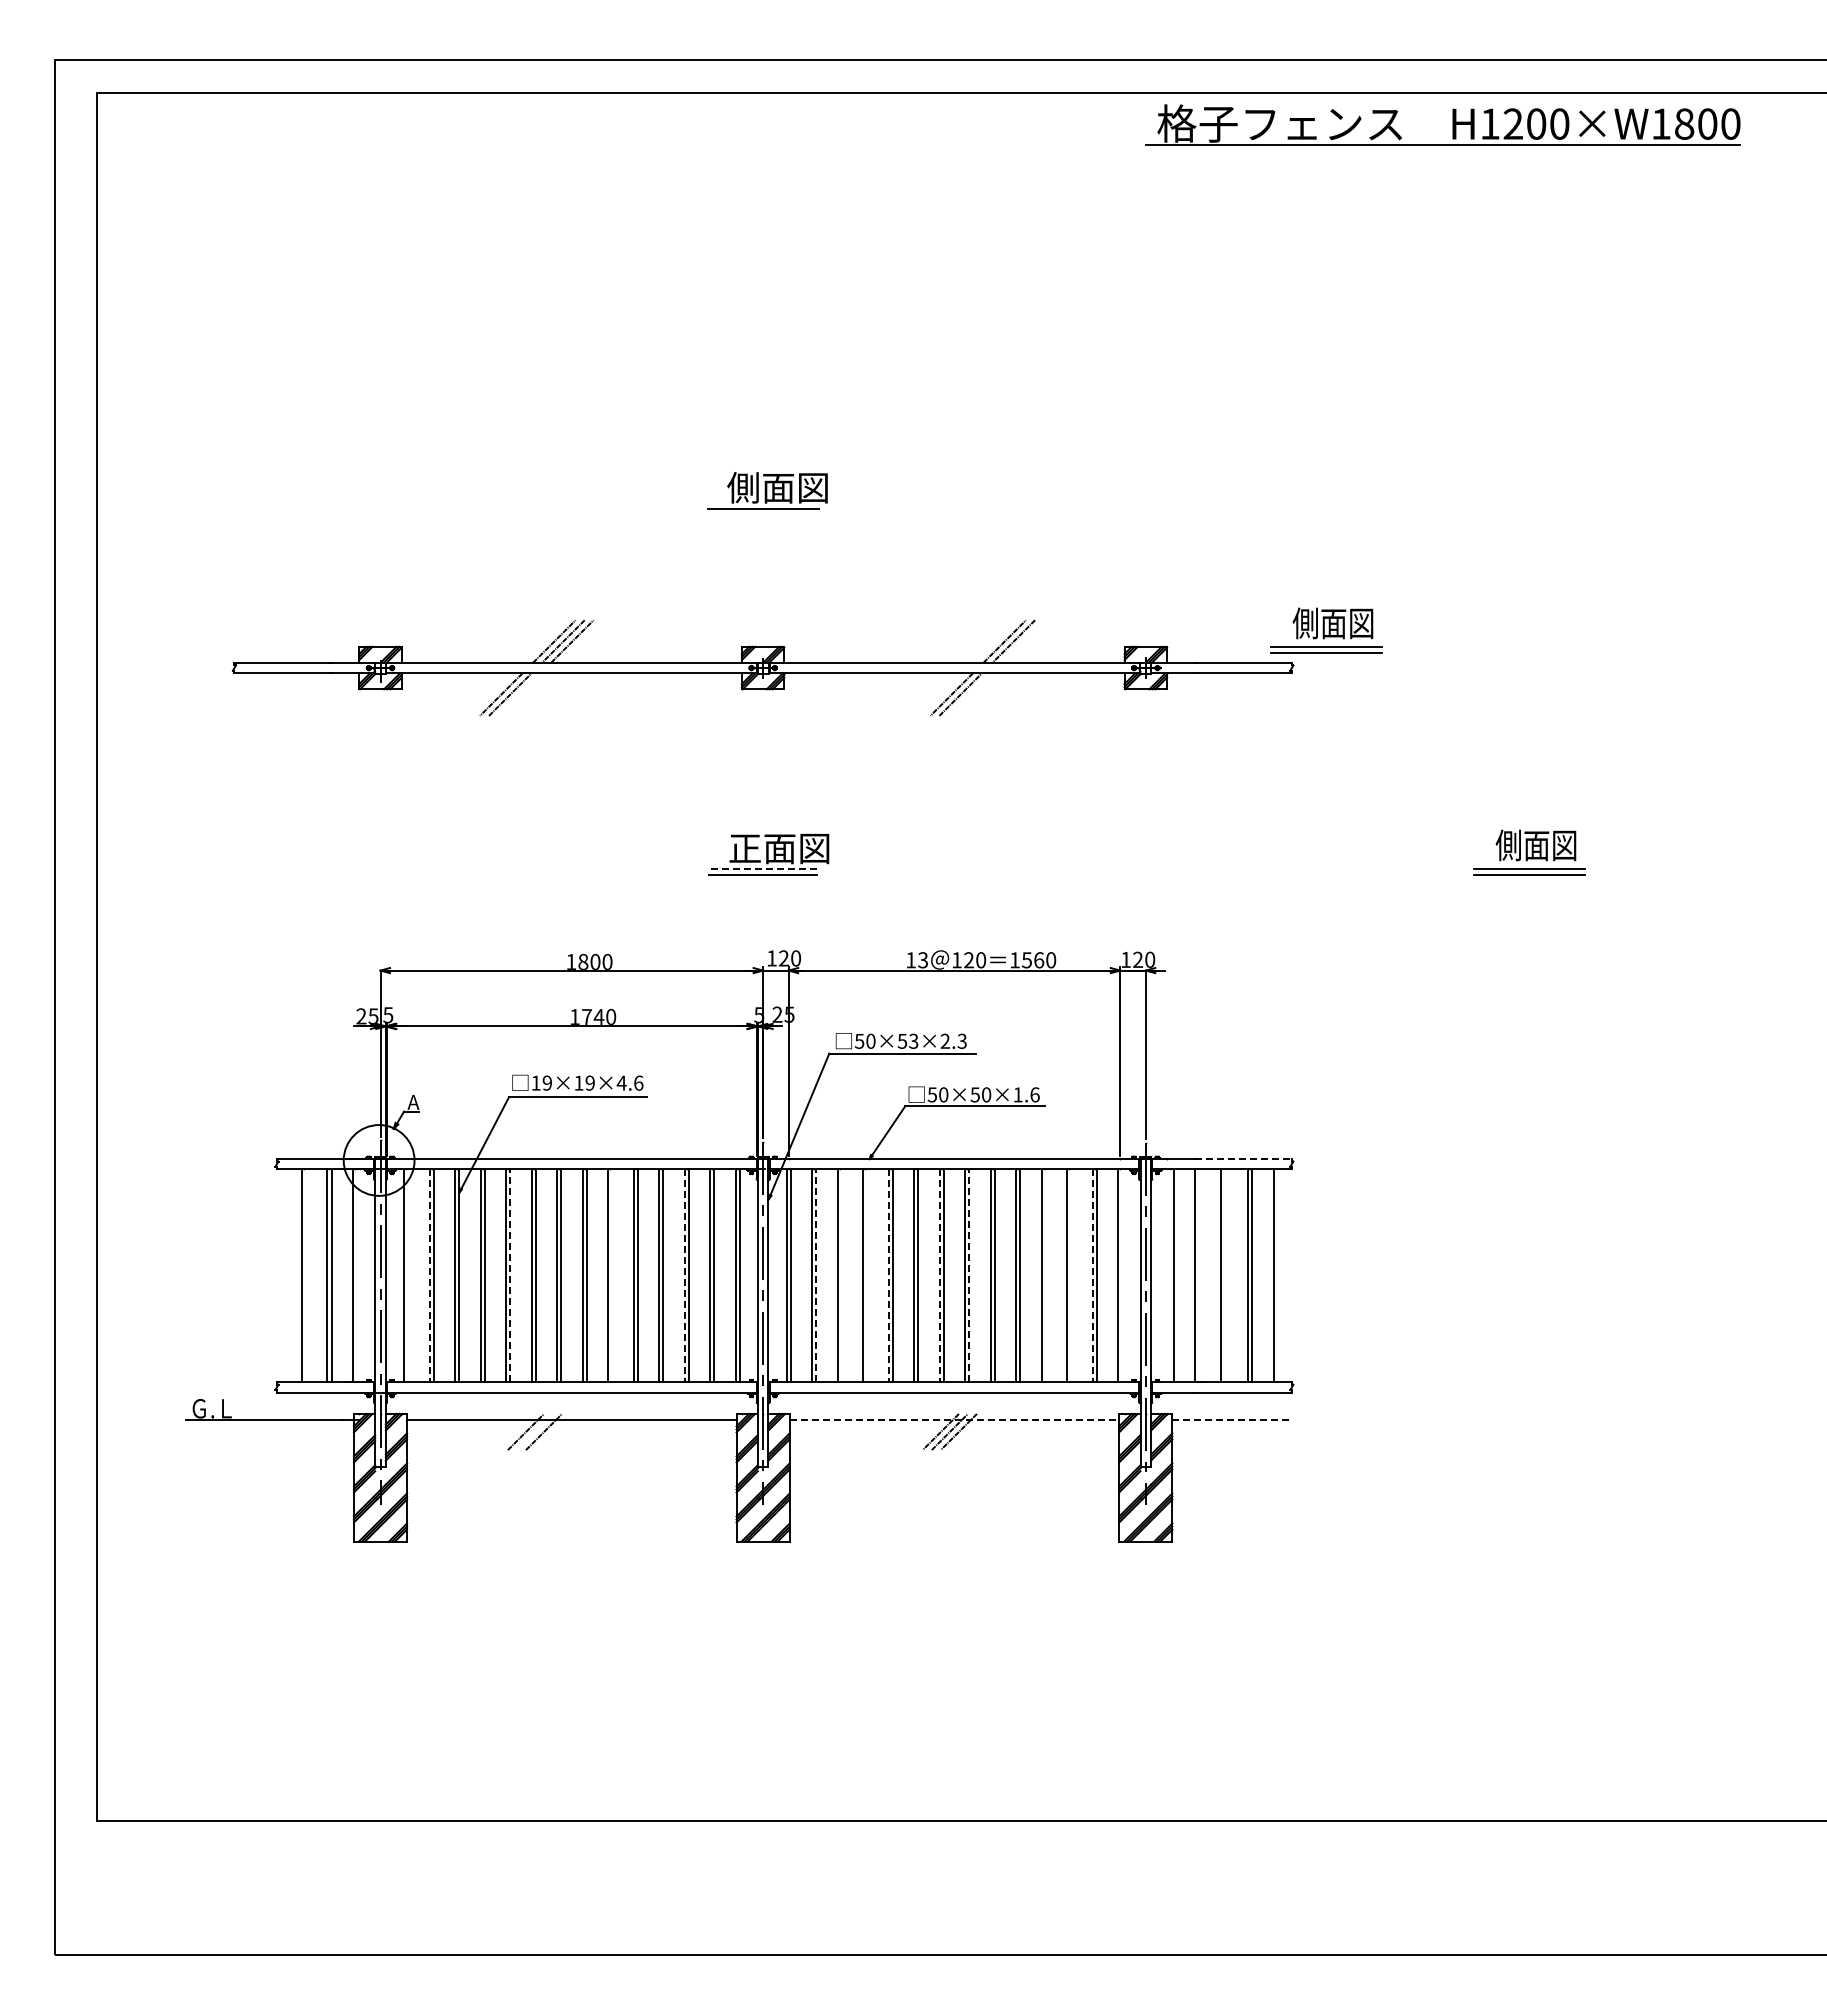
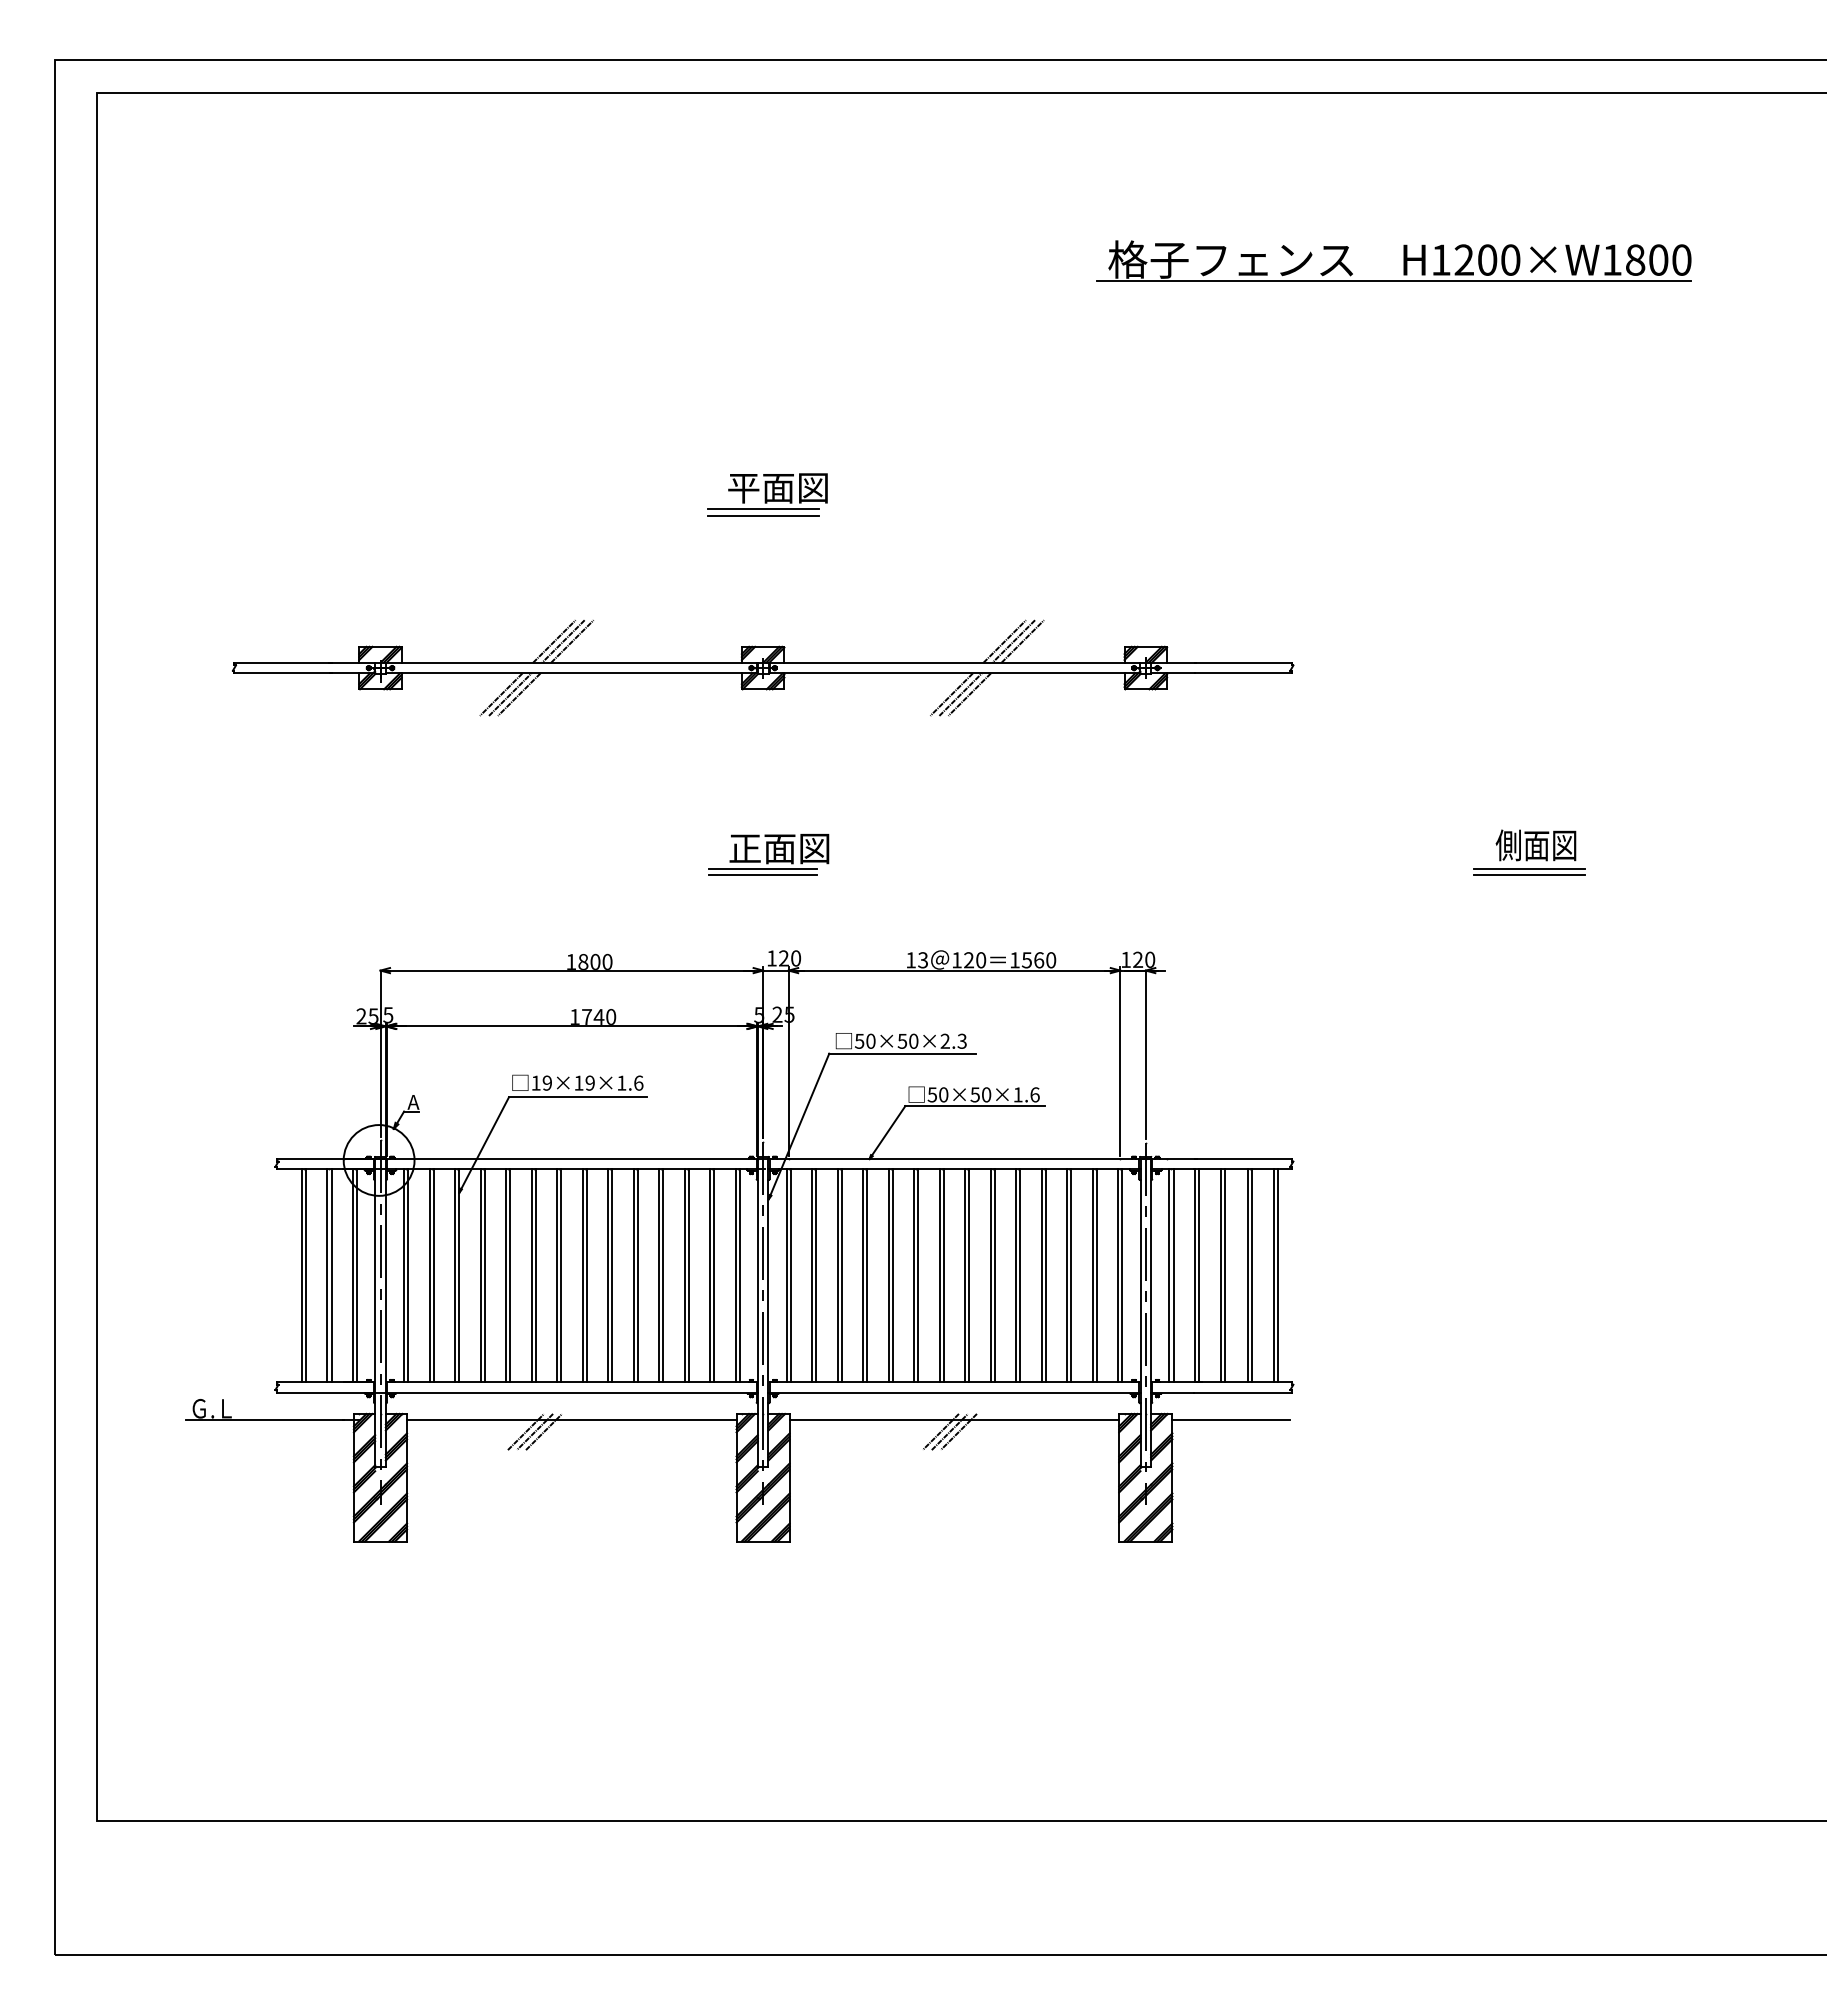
part position: (1452, 124) -> (1403, 260) (1403, 260)
text: 側面図 -> 平面図 (743, 487)
line: none -> present (762, 515)
part: present -> none (1326, 630)
line: none -> present (1022, 641)
line: none -> present (519, 694)
line: none -> present (969, 694)
line: dashed -> solid (763, 869)
text: 50×53×2.3 -> 50×50×2.3 (913, 1040)
text: 19×19×4.6 -> 19×19×1.6 (621, 1082)
line: dashed -> solid (1243, 1158)
line: none -> present (306, 1275)
line: none -> present (357, 1275)
line: none -> present (408, 1275)
line: dashed -> solid (510, 1275)
line: none -> present (612, 1275)
line: dashed -> solid (816, 1275)
line: none -> present (841, 1275)
line: none -> present (867, 1275)
line: dashed -> solid (969, 1275)
line: none -> present (1045, 1275)
line: none -> present (1071, 1275)
line: none -> present (1122, 1275)
line: none -> present (1169, 1275)
line: none -> present (1199, 1275)
line: none -> present (1224, 1275)
line: none -> present (1277, 1275)
line: dashed -> solid (429, 1276)
line: dashed -> solid (684, 1276)
line: dashed -> solid (888, 1276)
line: dashed -> solid (939, 1276)
line: dashed -> solid (1092, 1276)
line: dashed -> solid (954, 1420)
line: dashed -> solid (1231, 1420)
line: none -> present (534, 1431)
